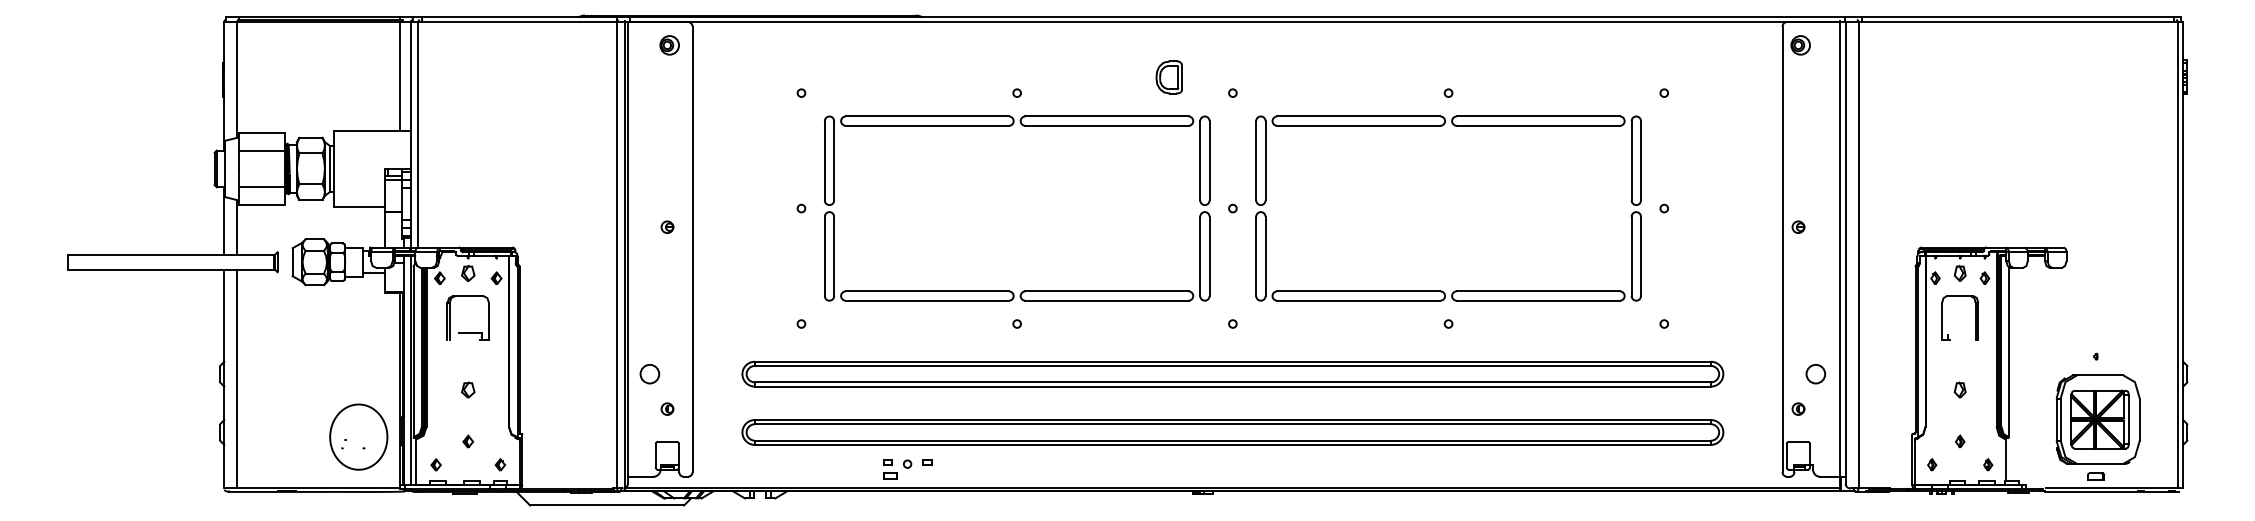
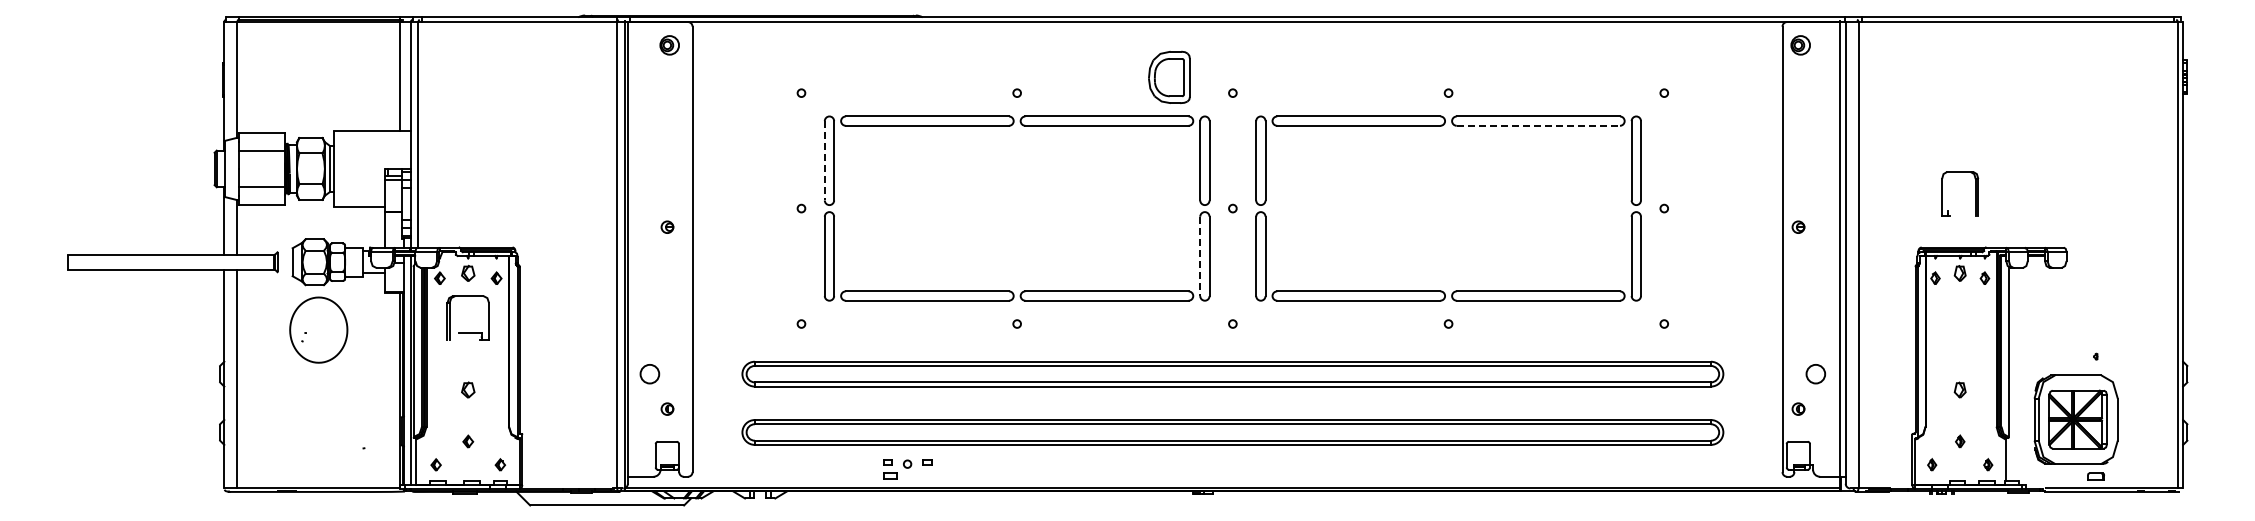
part size: 28x35 px -> 43x54 px (1169, 76)
line: solid -> dashed (1538, 125)
line: solid -> dashed (824, 160)
line: solid -> dashed (1200, 256)
part position: (1975, 317) -> (1975, 193) (1975, 193)
part position: (2097, 419) -> (2075, 419) (2075, 419)
part position: (358, 436) -> (318, 329) (318, 329)
